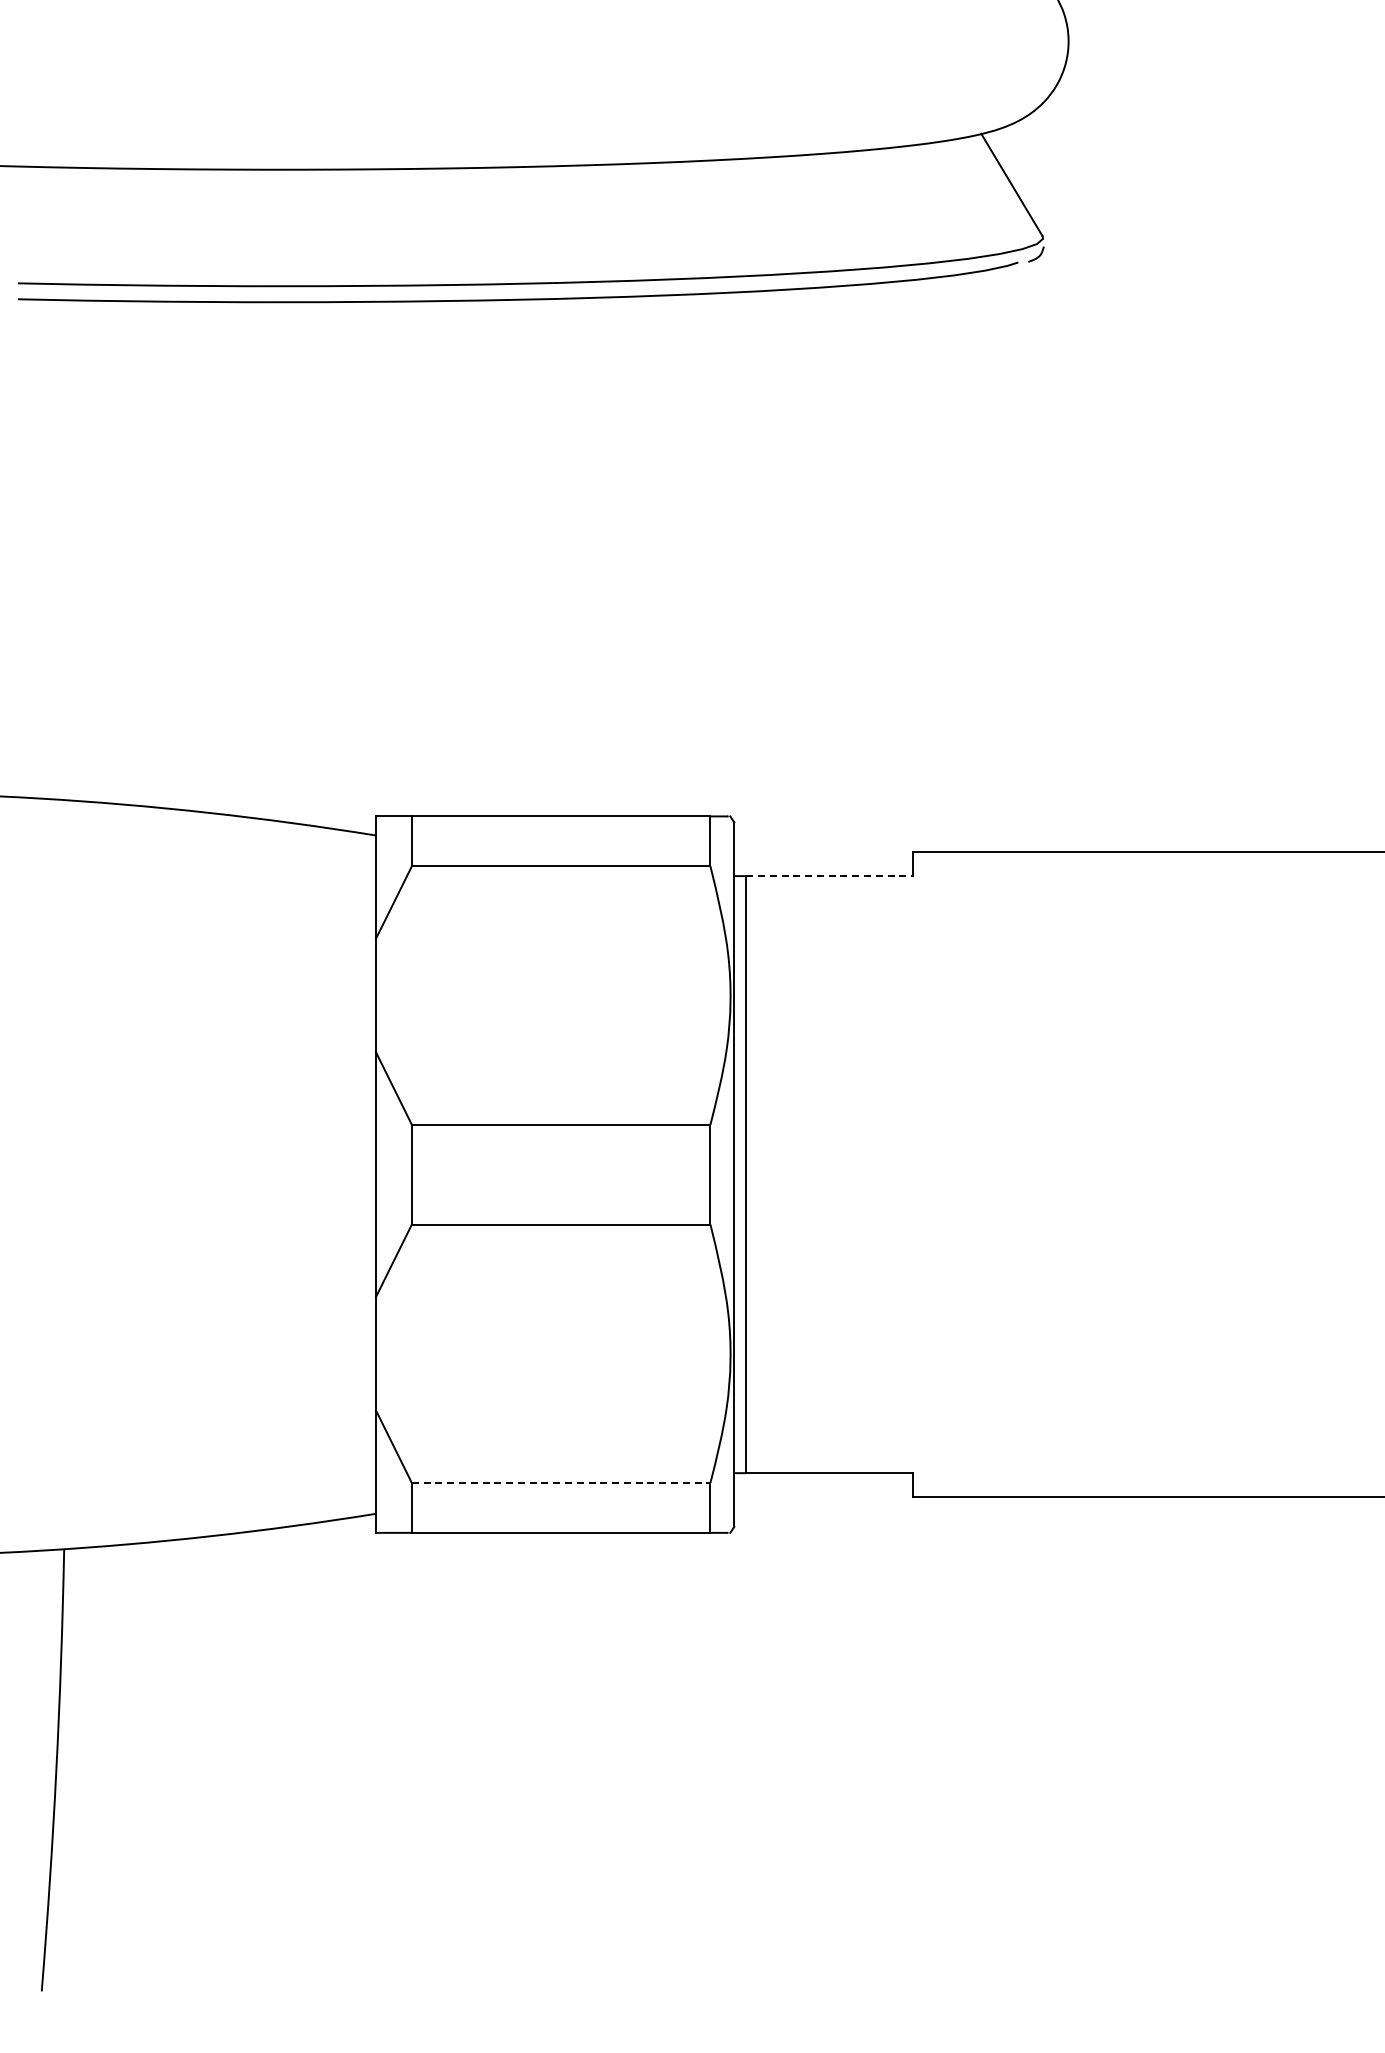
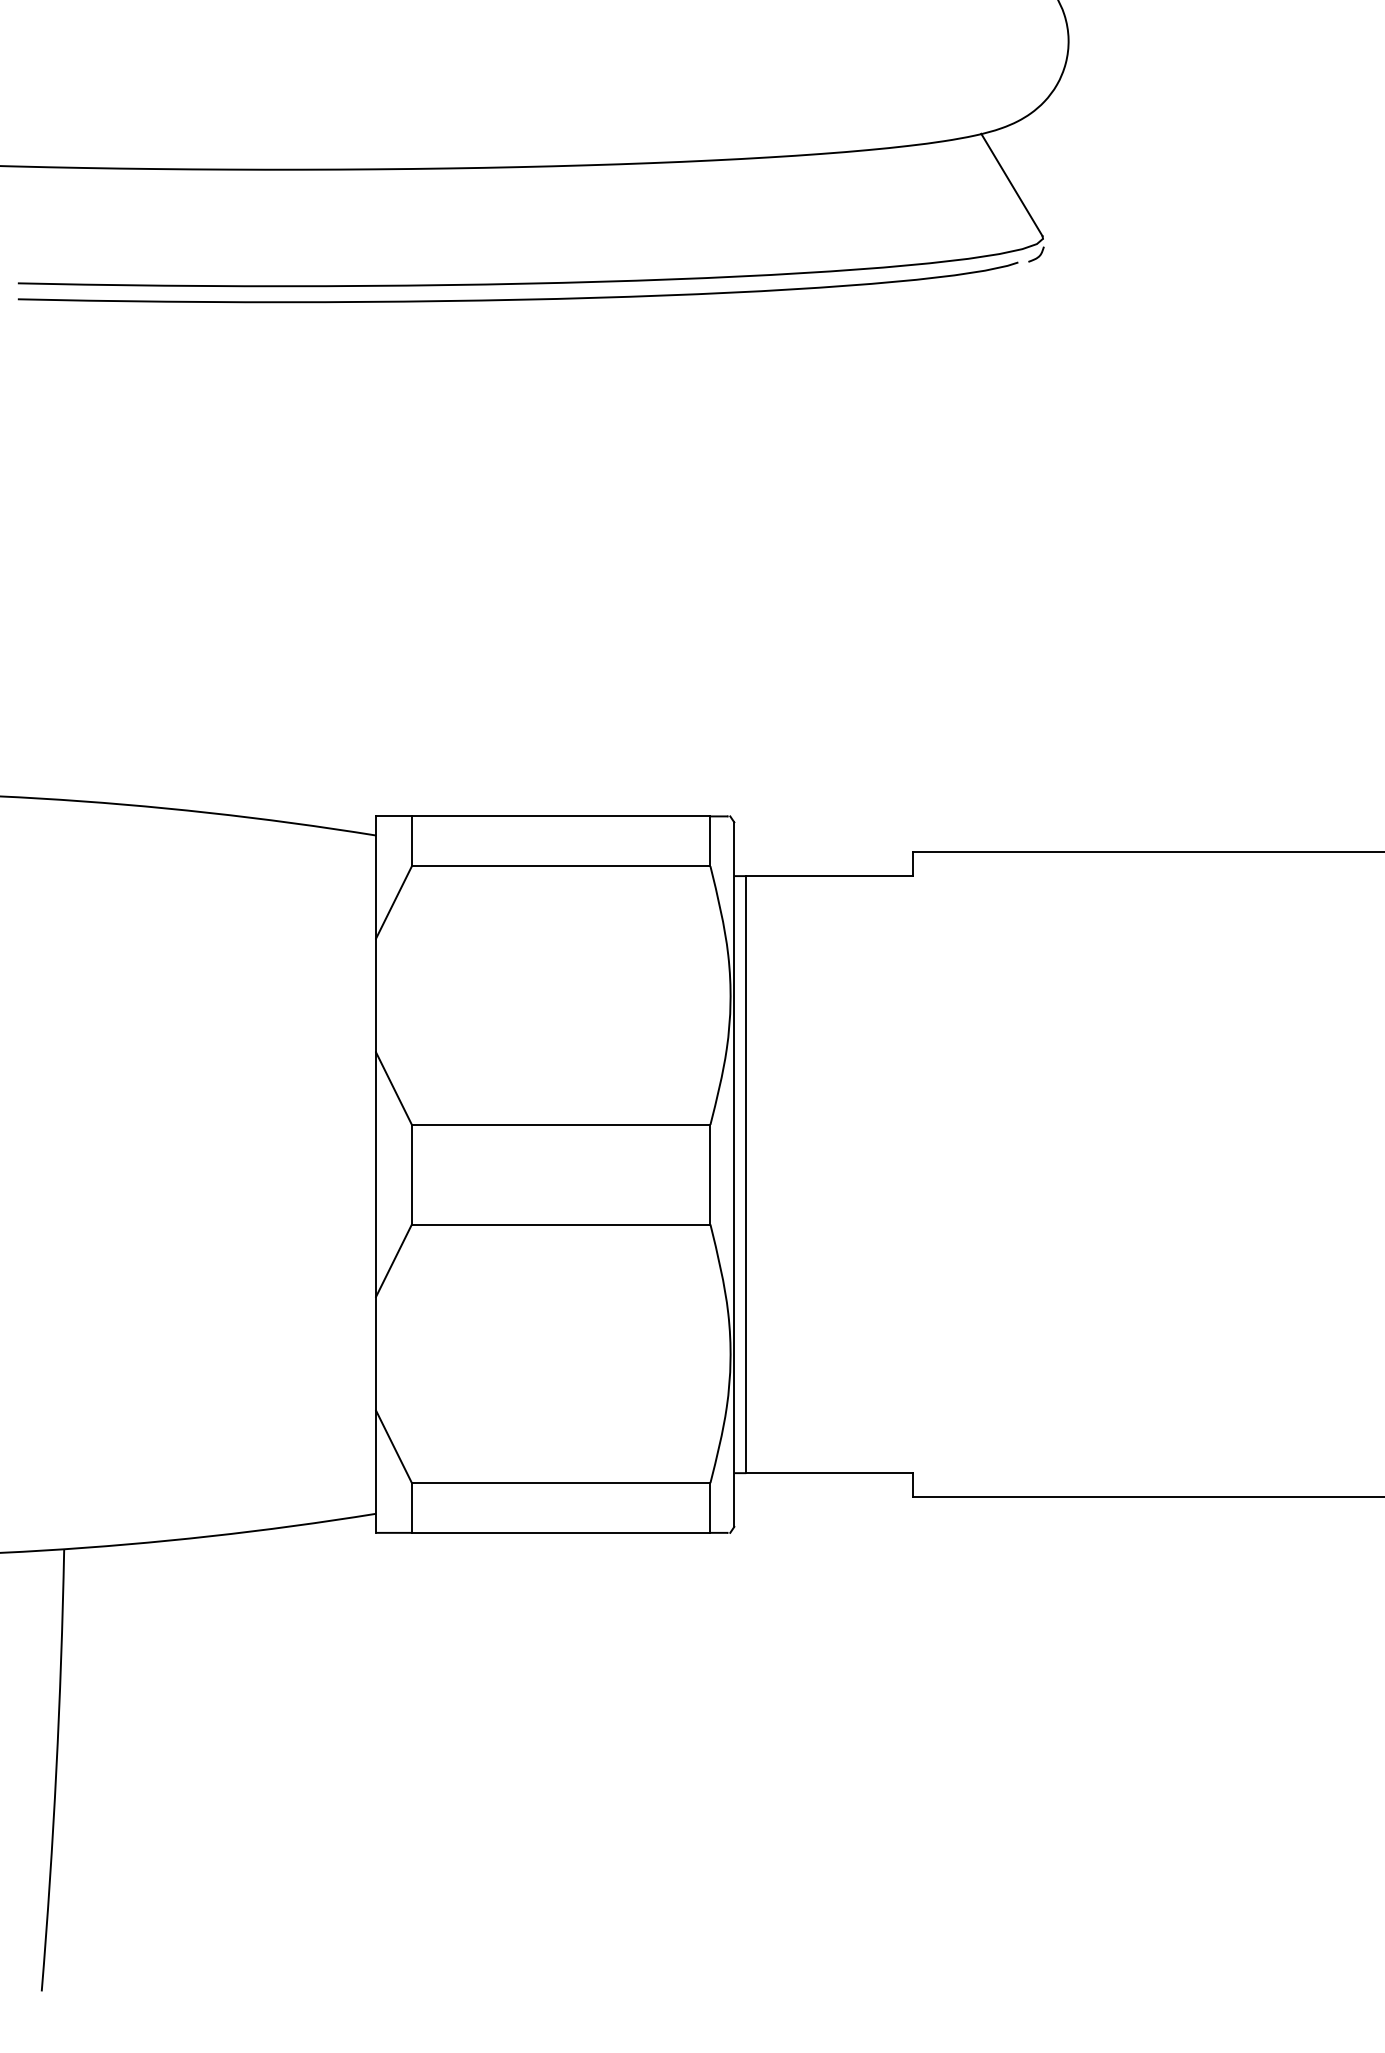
line: dashed -> solid (829, 876)
line: dashed -> solid (561, 1483)
